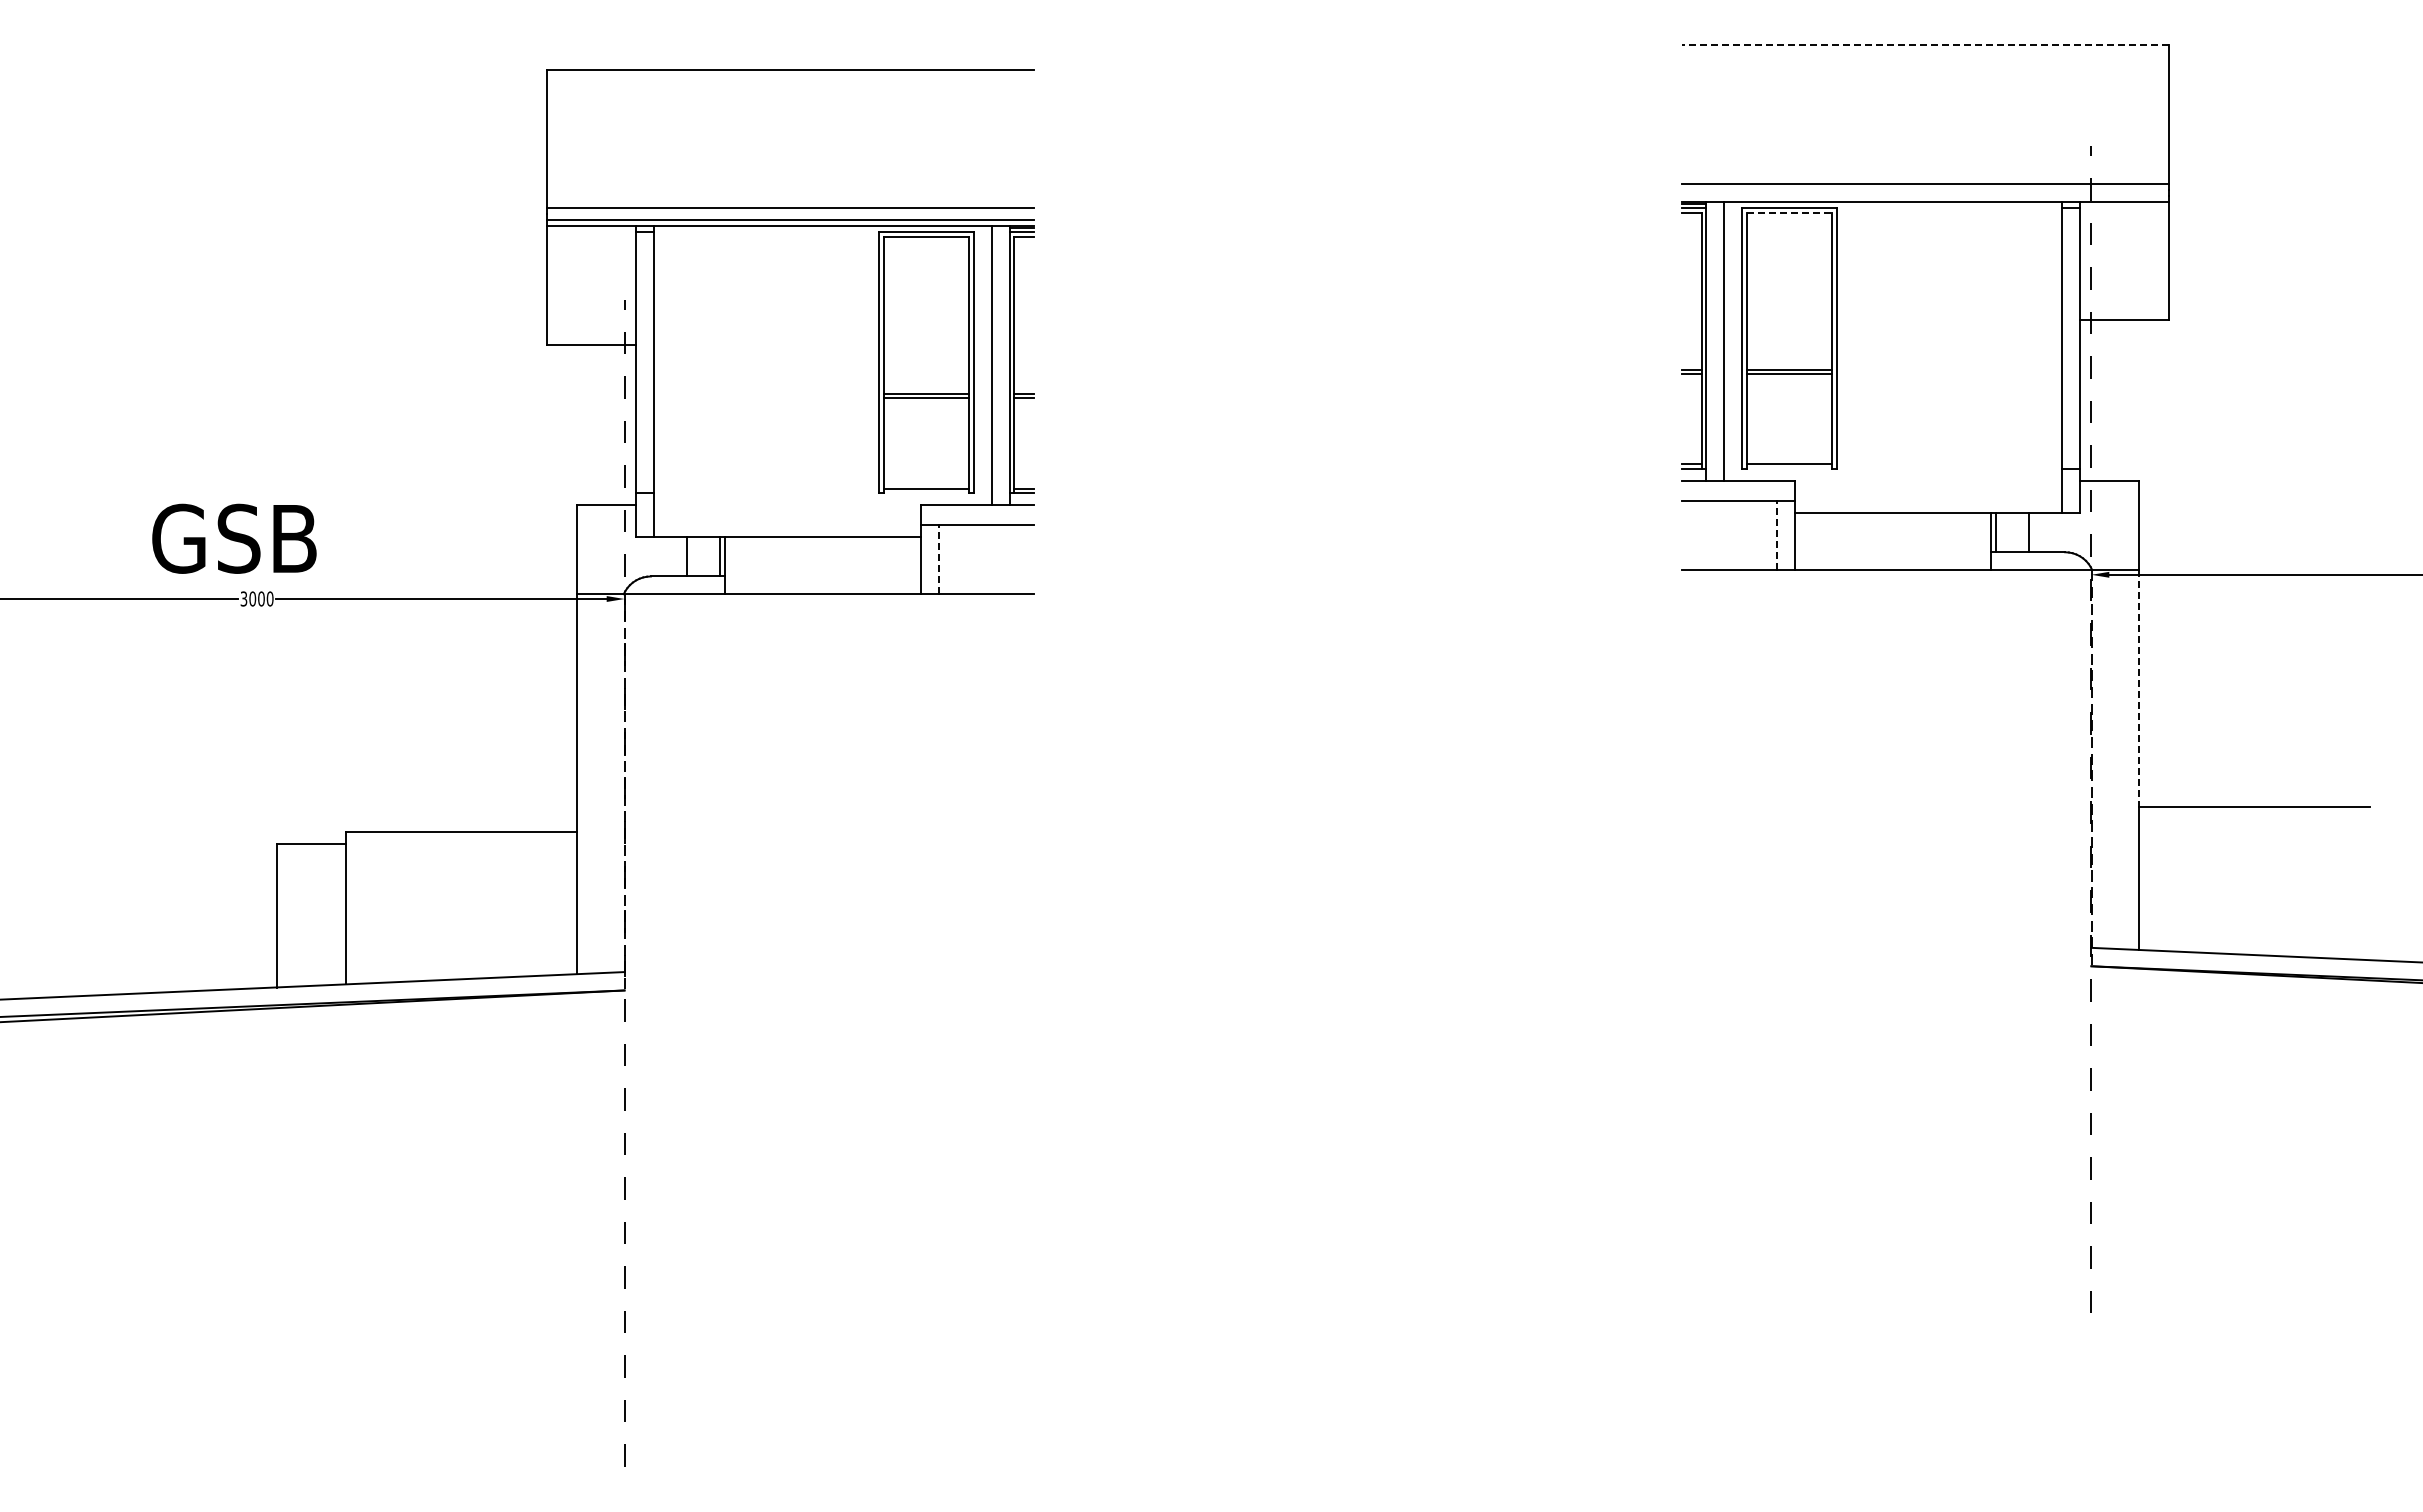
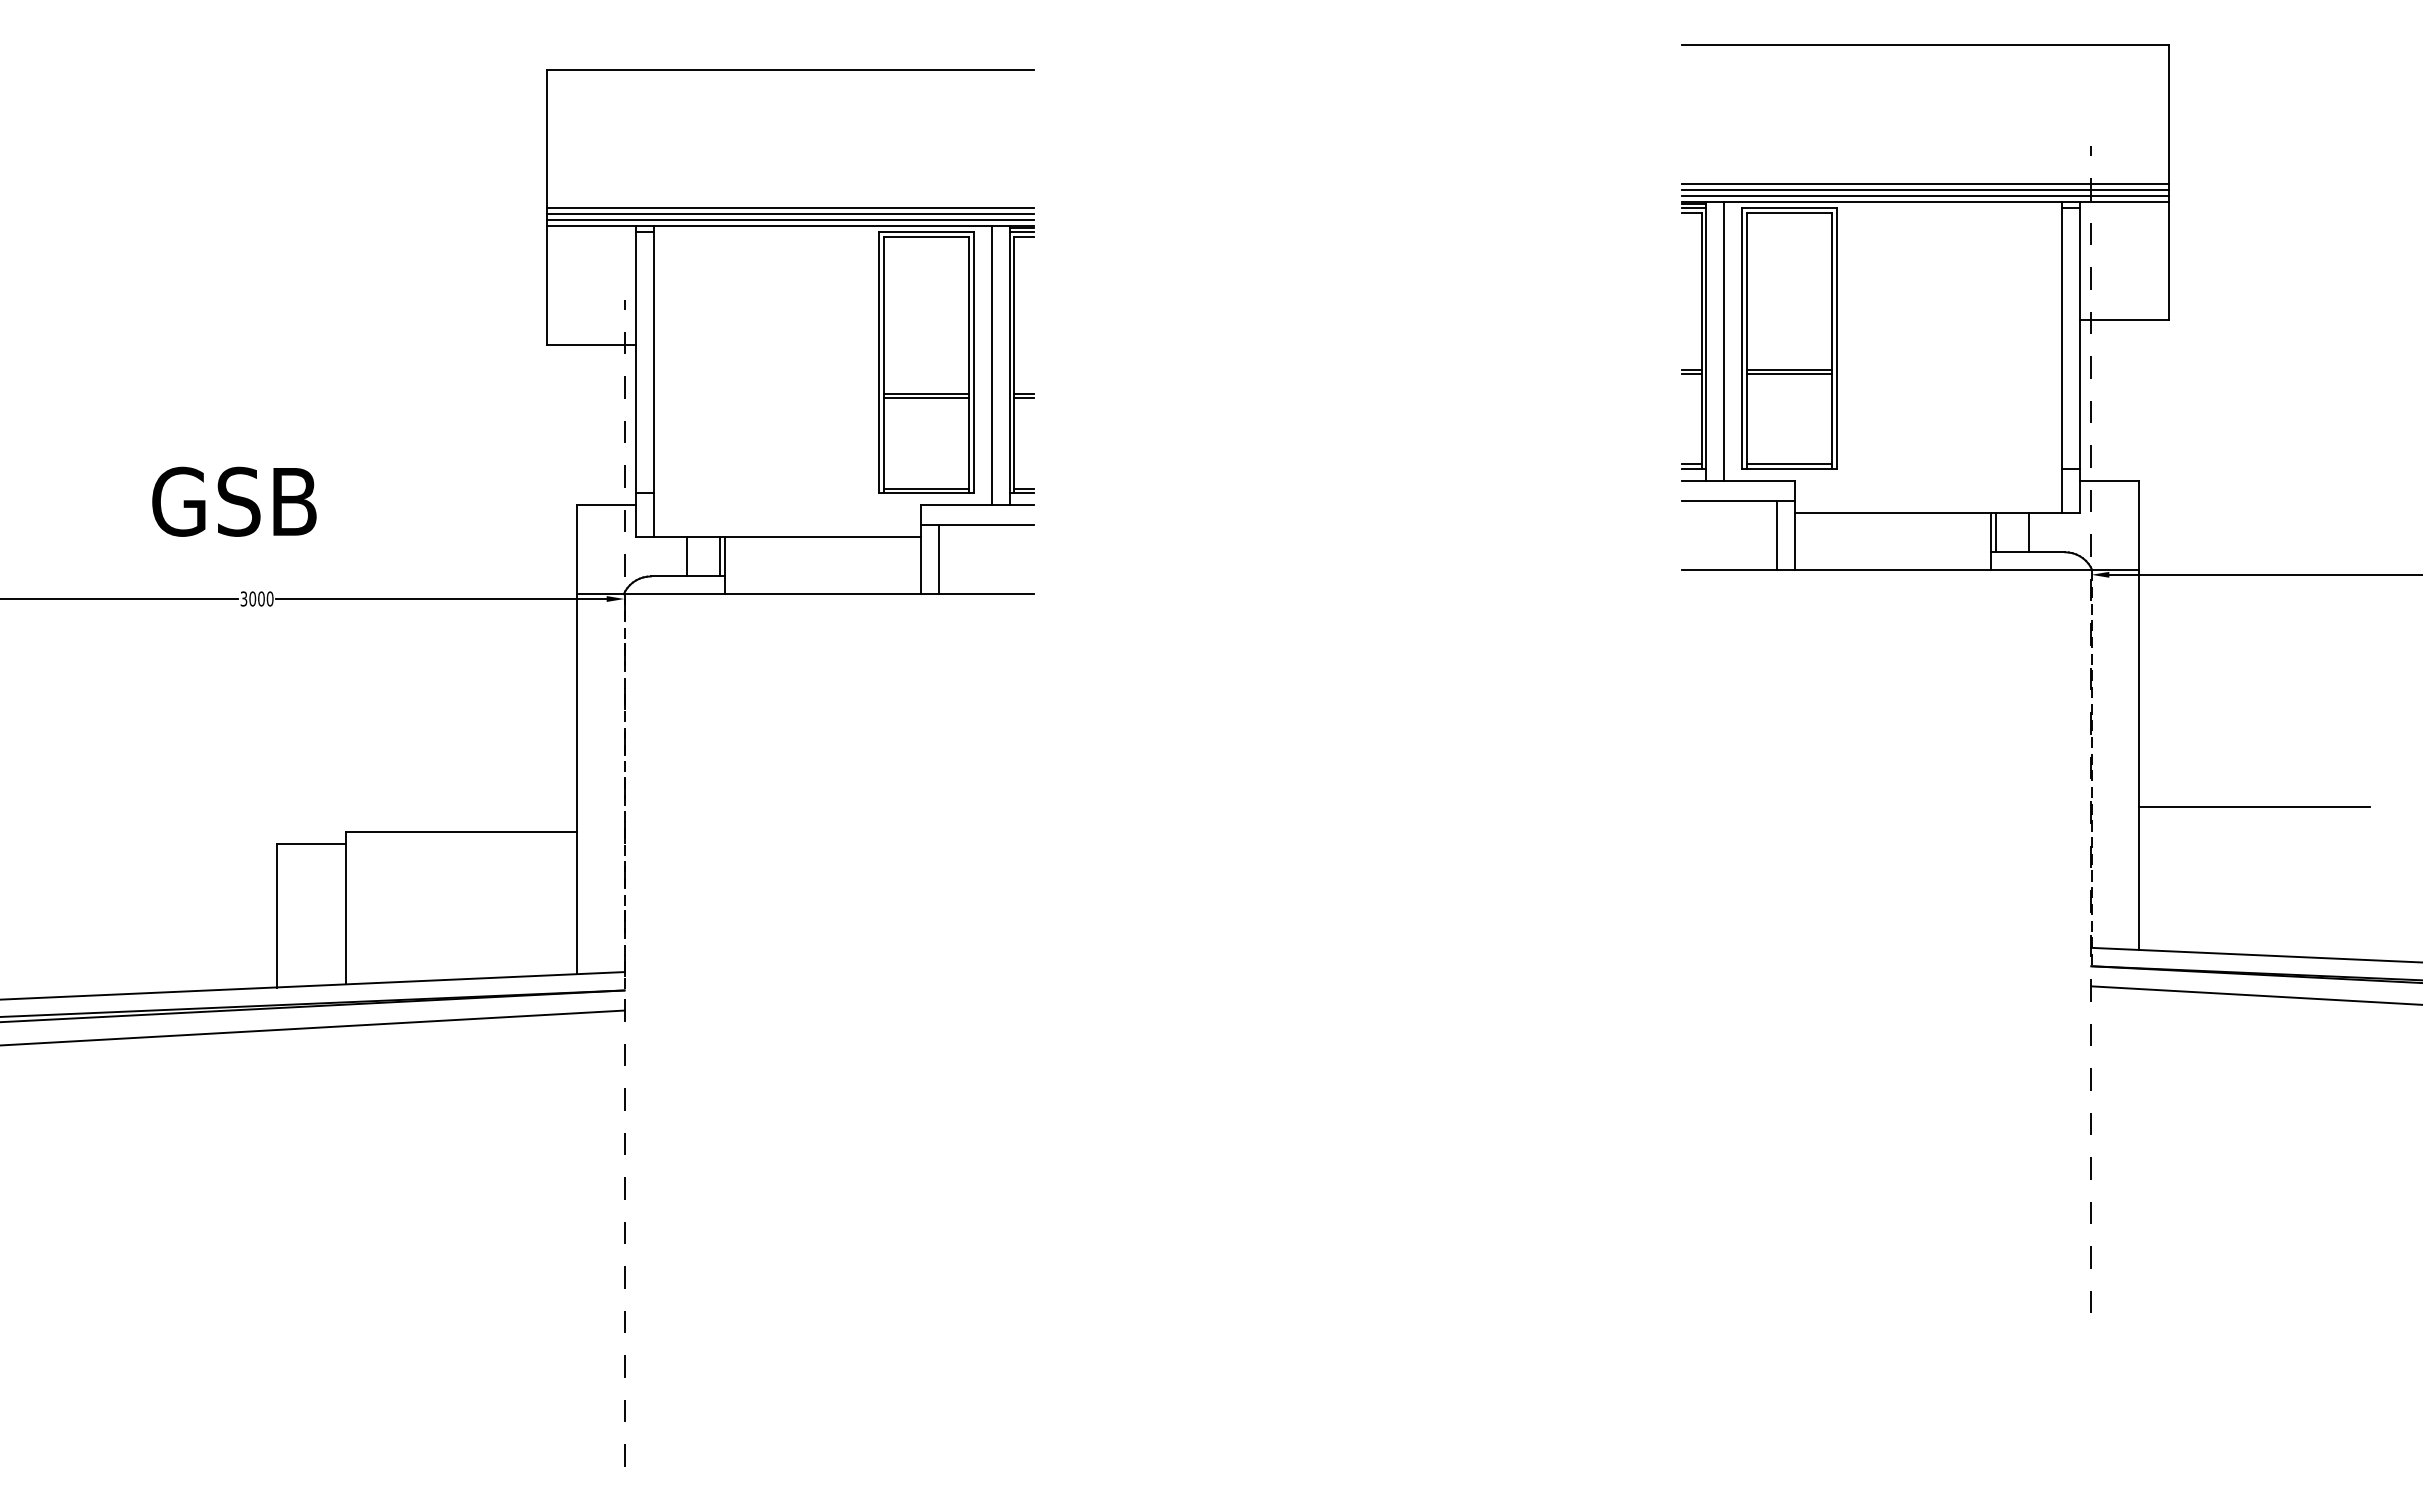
line: dashed -> solid (1924, 45)
line: none -> present (1924, 189)
line: none -> present (1924, 195)
line: dashed -> solid (1789, 212)
line: none -> present (790, 213)
line: none -> present (1788, 469)
line: none -> present (926, 493)
line: dashed -> solid (1777, 535)
text position: (234, 538) -> (234, 501) (234, 501)
line: dashed -> solid (938, 559)
line: dashed -> solid (2139, 688)
line: none -> present (2255, 995)
line: none -> present (313, 1027)
